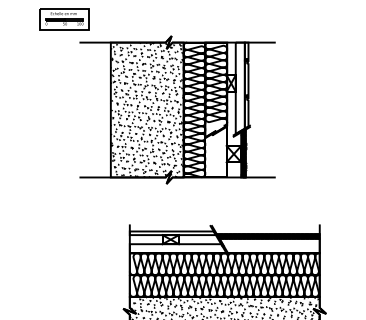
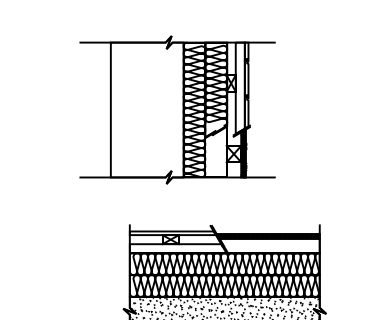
part: present -> none (64, 19)
hatch: present -> none (146, 111)
